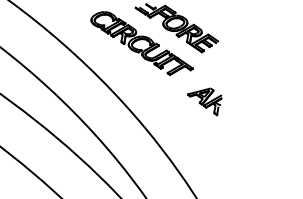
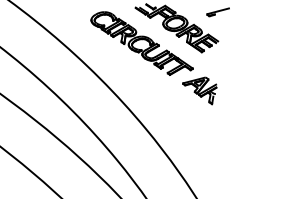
part: none -> present (217, 12)
part position: (204, 101) -> (199, 90) (199, 90)
